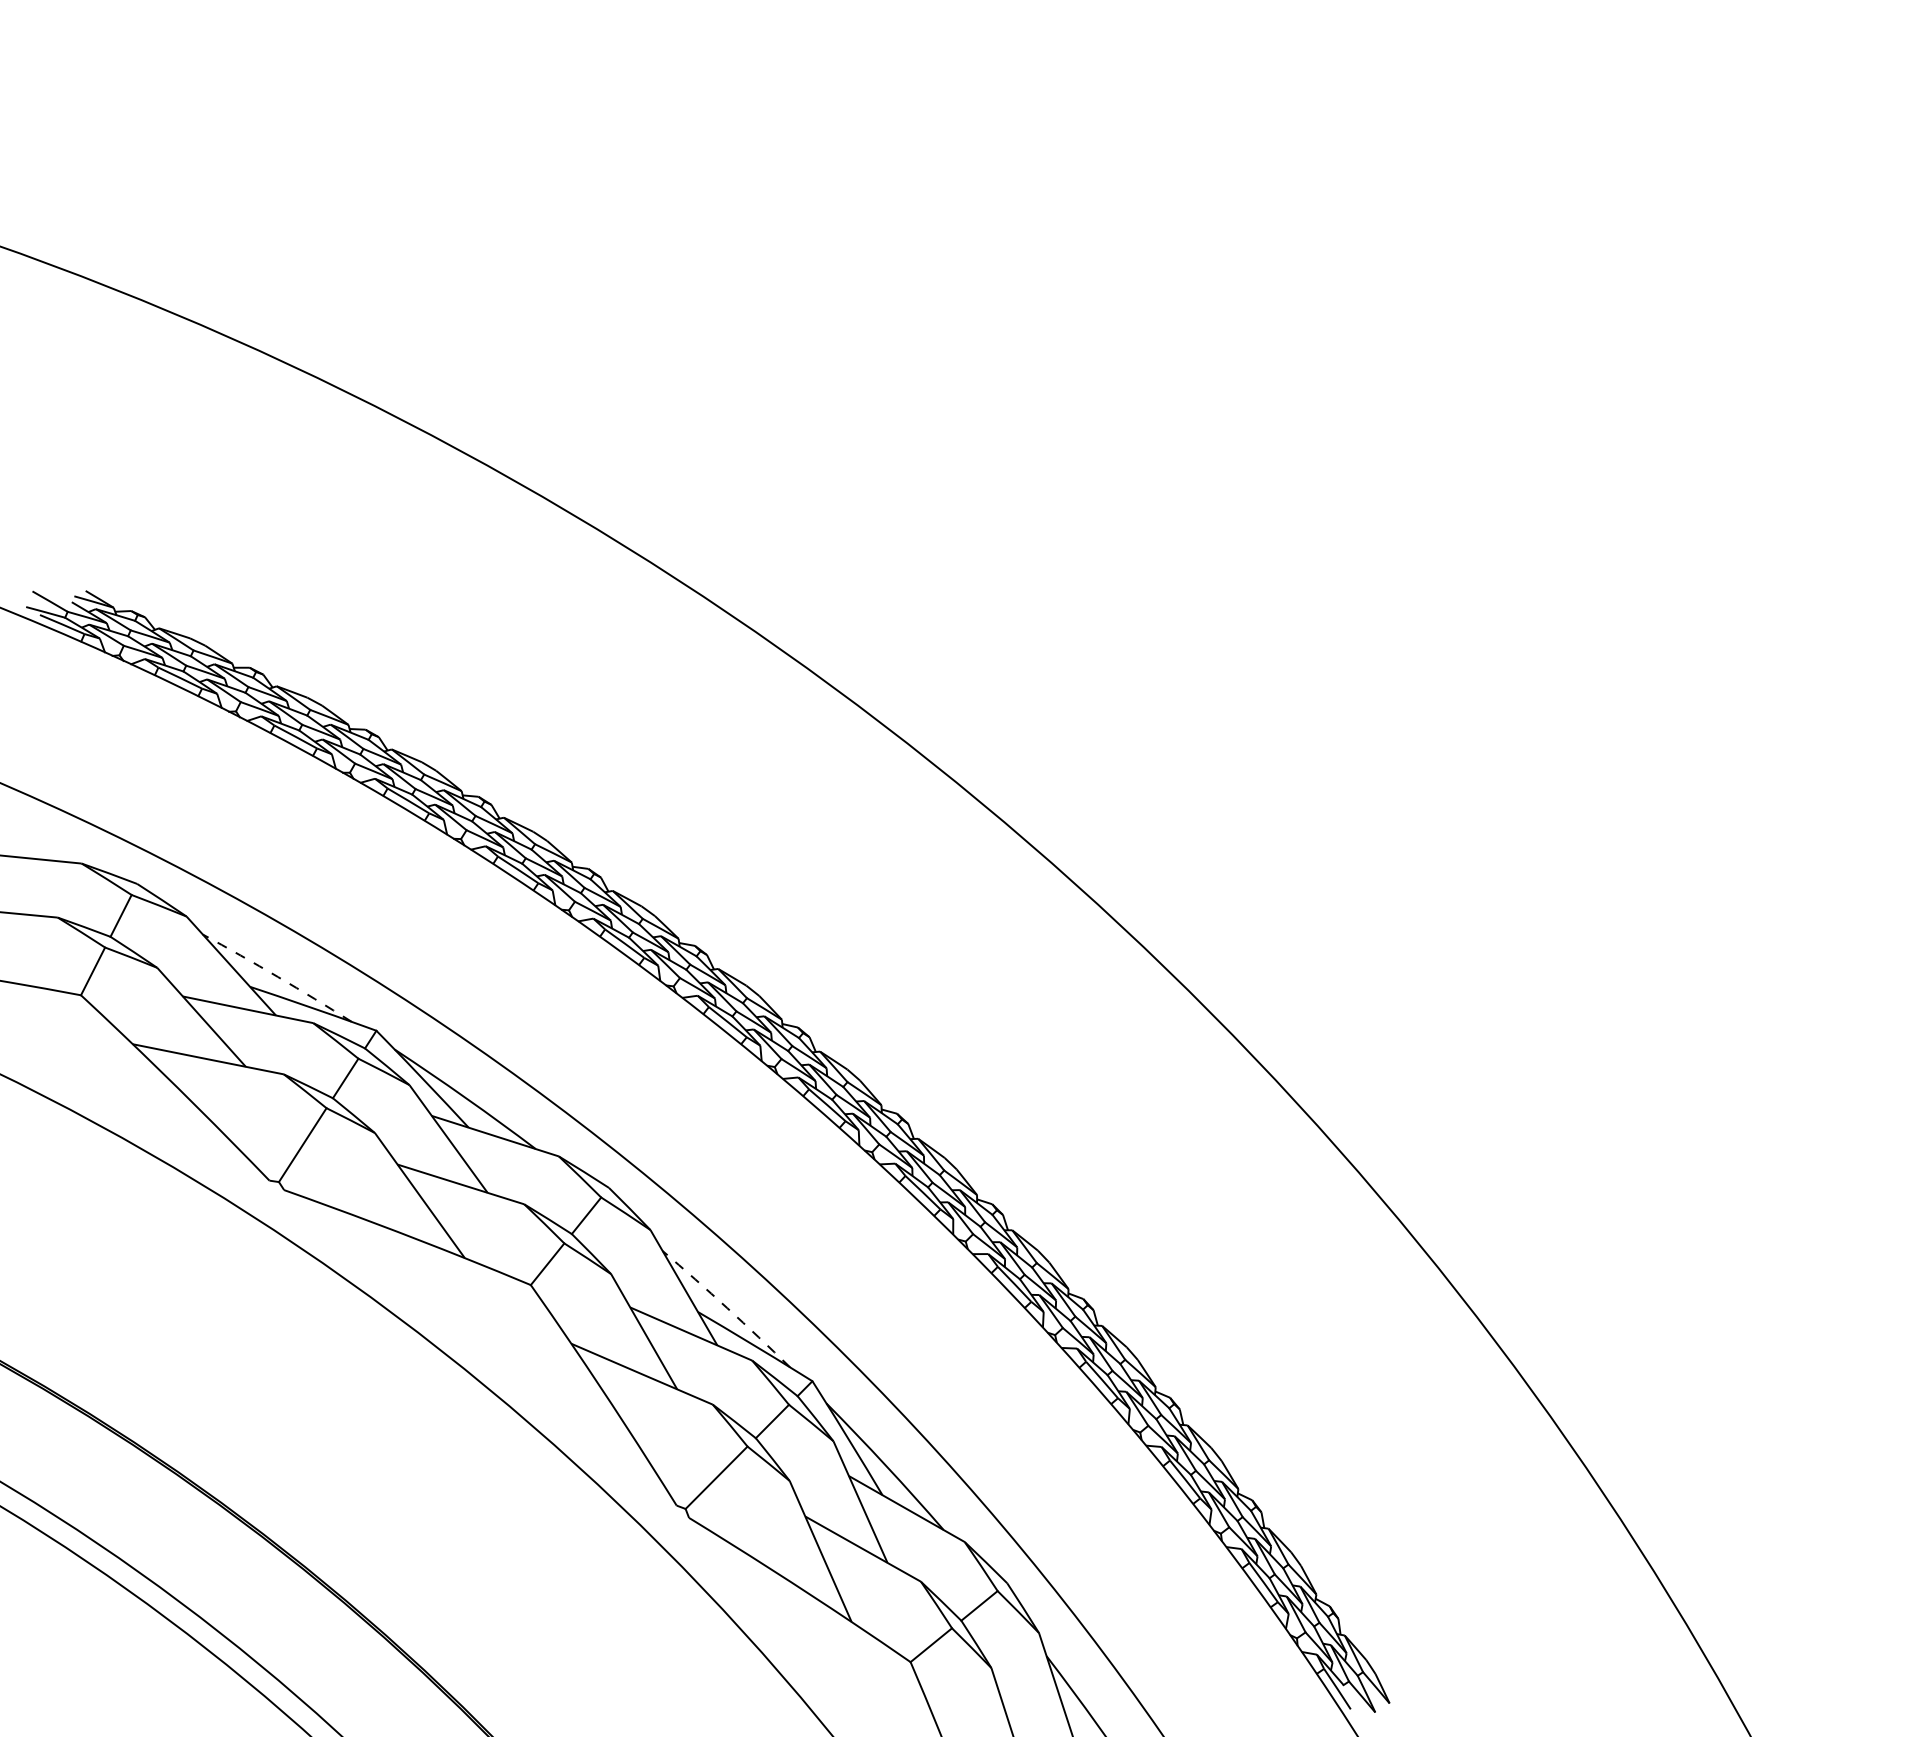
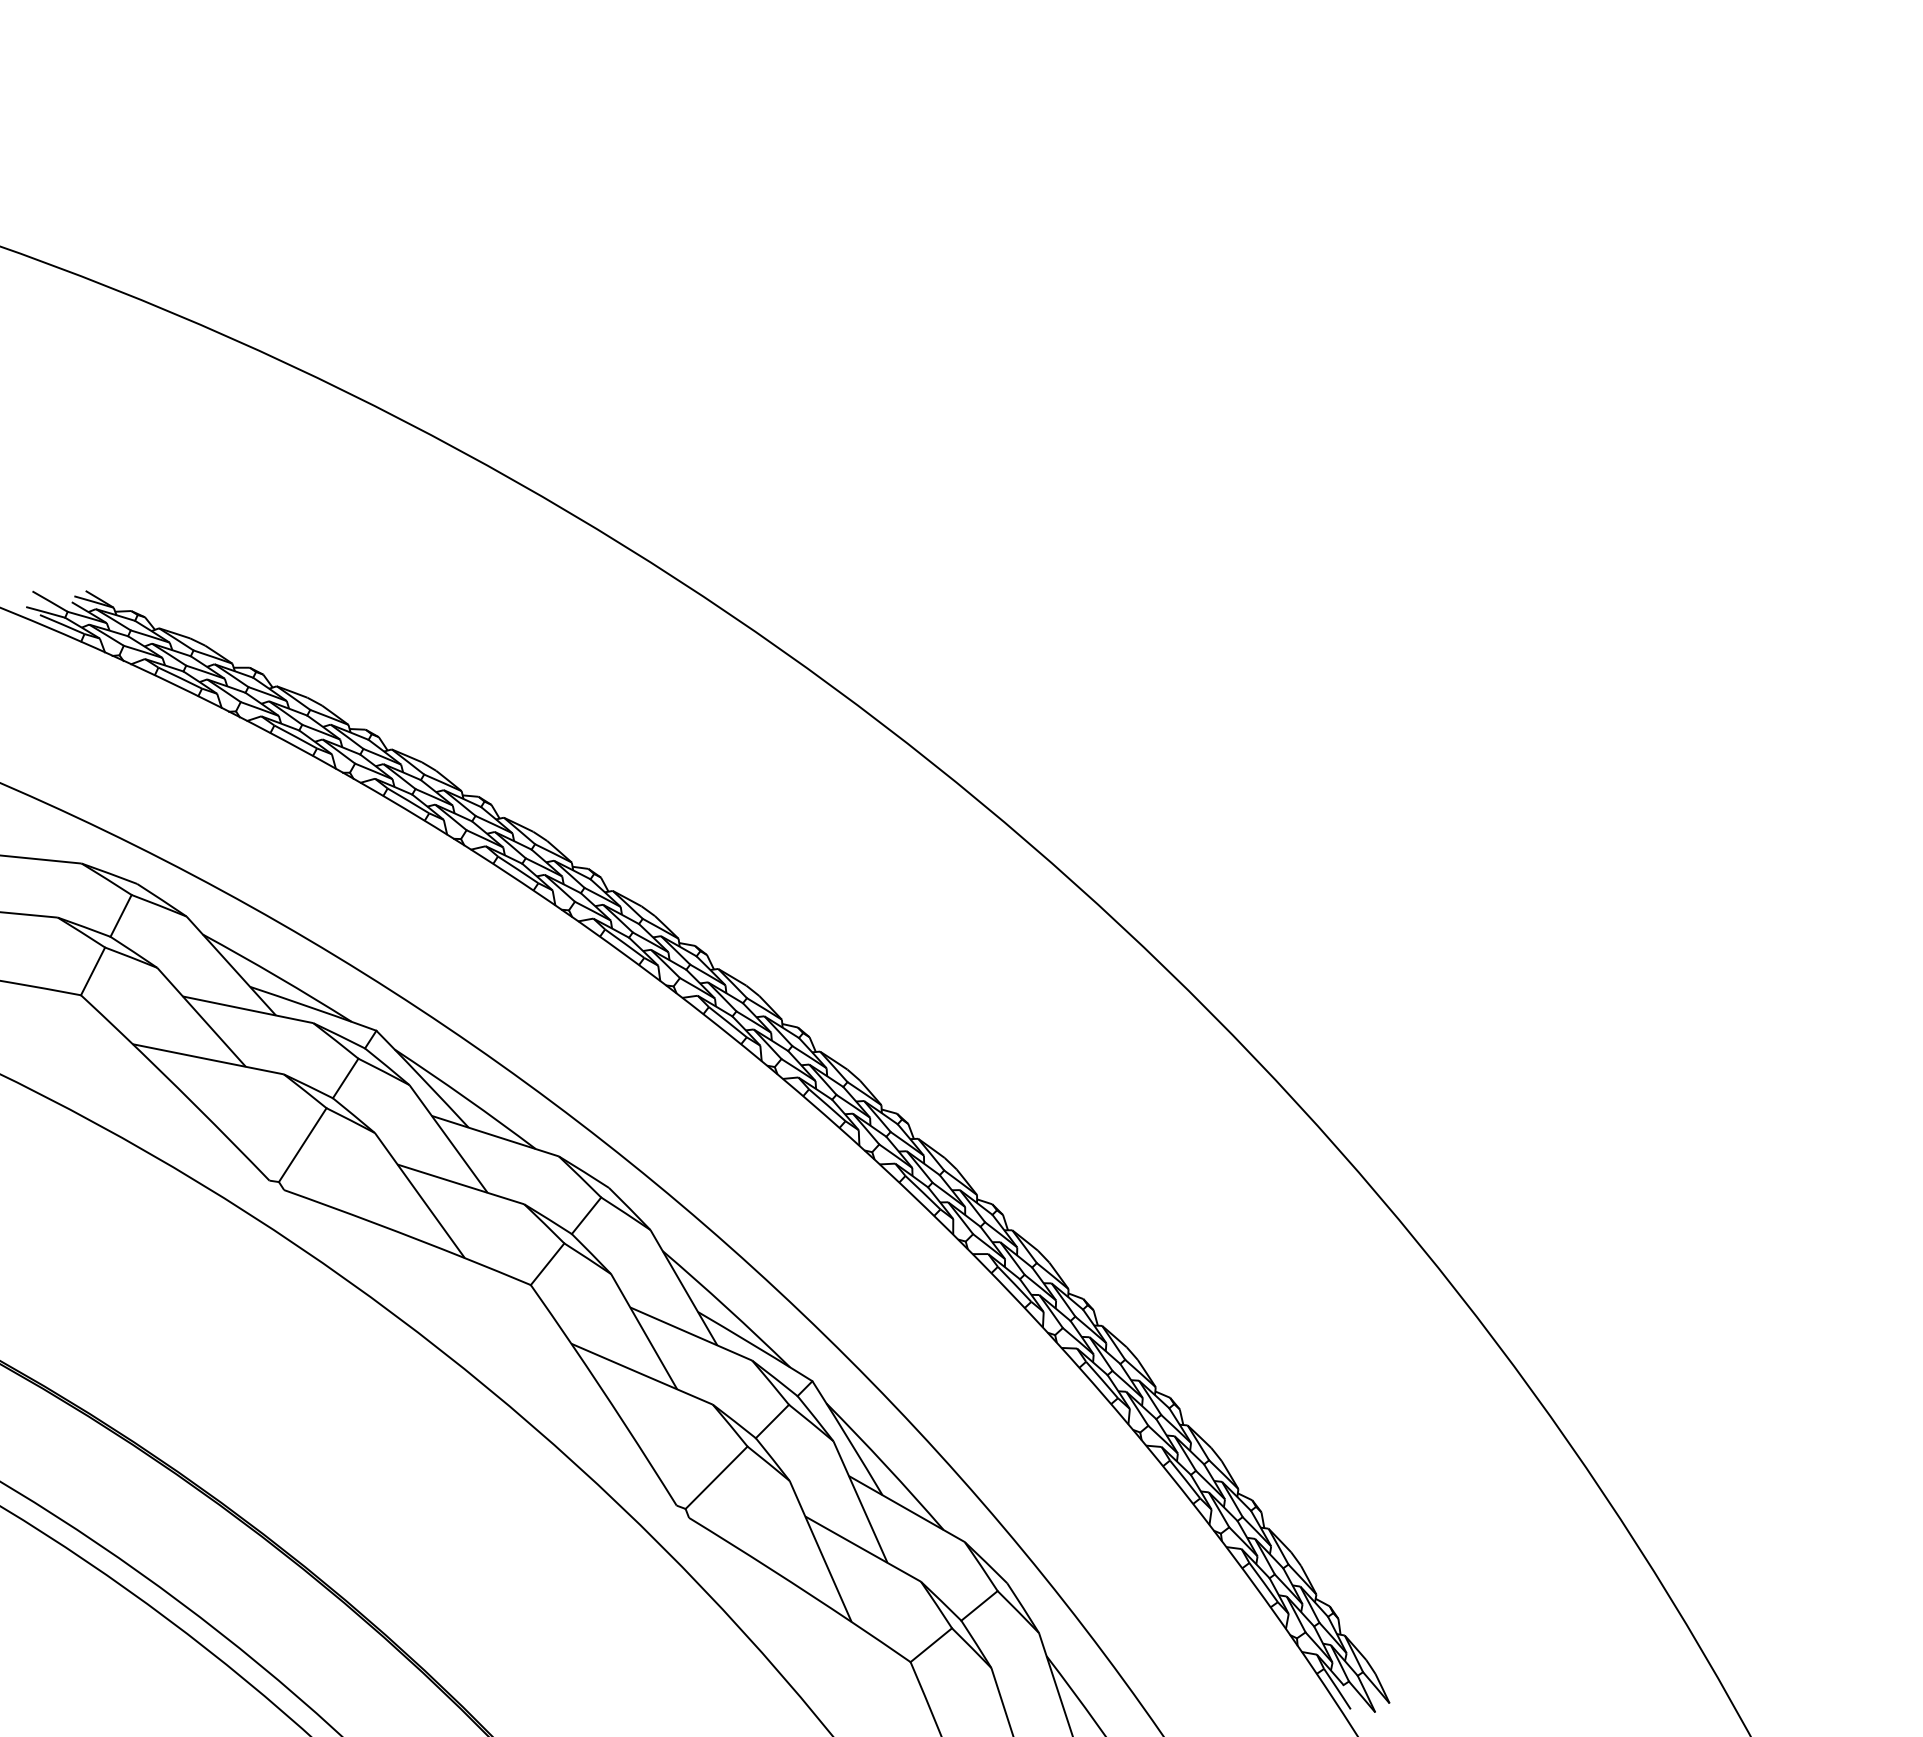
arc: dashed -> solid (277, 977)
arc: dashed -> solid (727, 1308)
